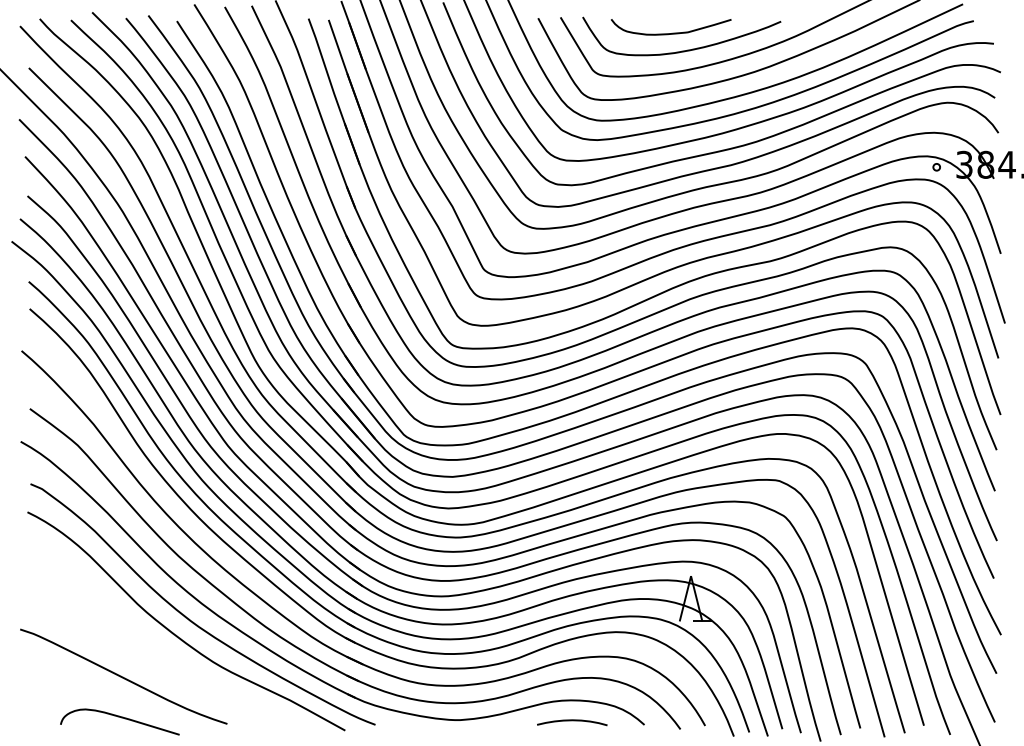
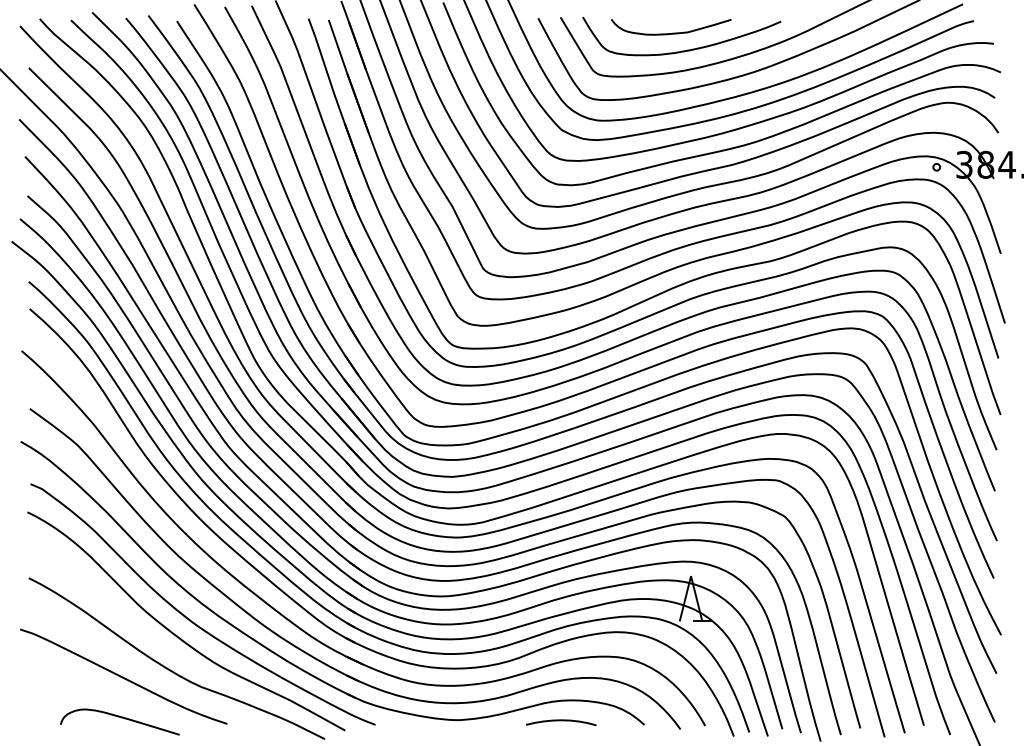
curve: none -> present (169, 668)
curve position: (572, 721) -> (561, 721) (561, 721)
